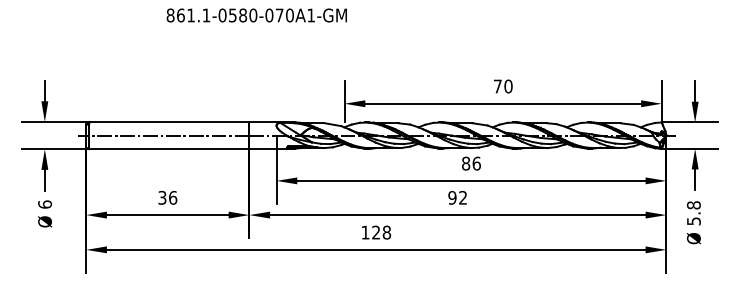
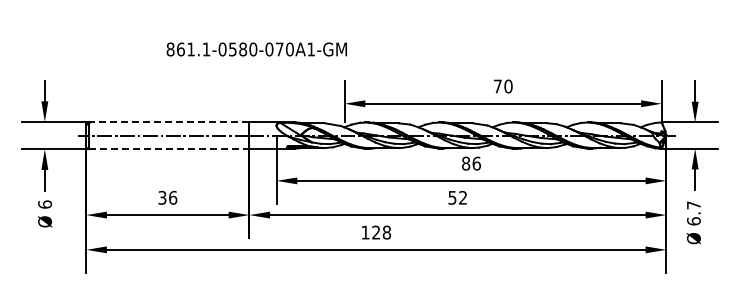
text position: (256, 15) -> (256, 49) (256, 49)
line: solid -> dashed (168, 122)
line: solid -> dashed (169, 149)
text: 92 -> 52 (452, 197)
text: 5.8 -> 6.7 (693, 213)
